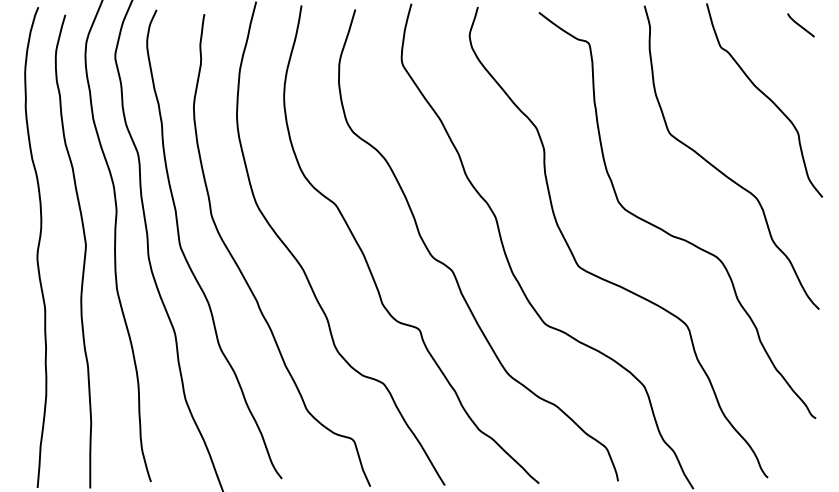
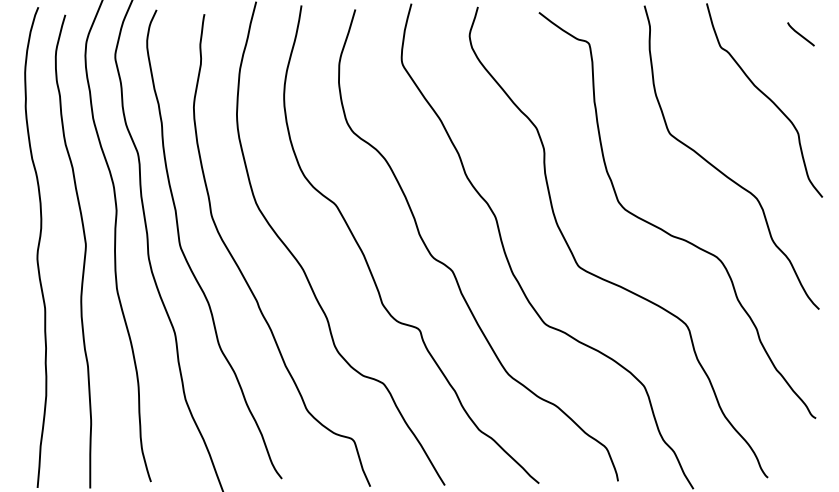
curve position: (800, 25) -> (800, 34) (800, 34)
